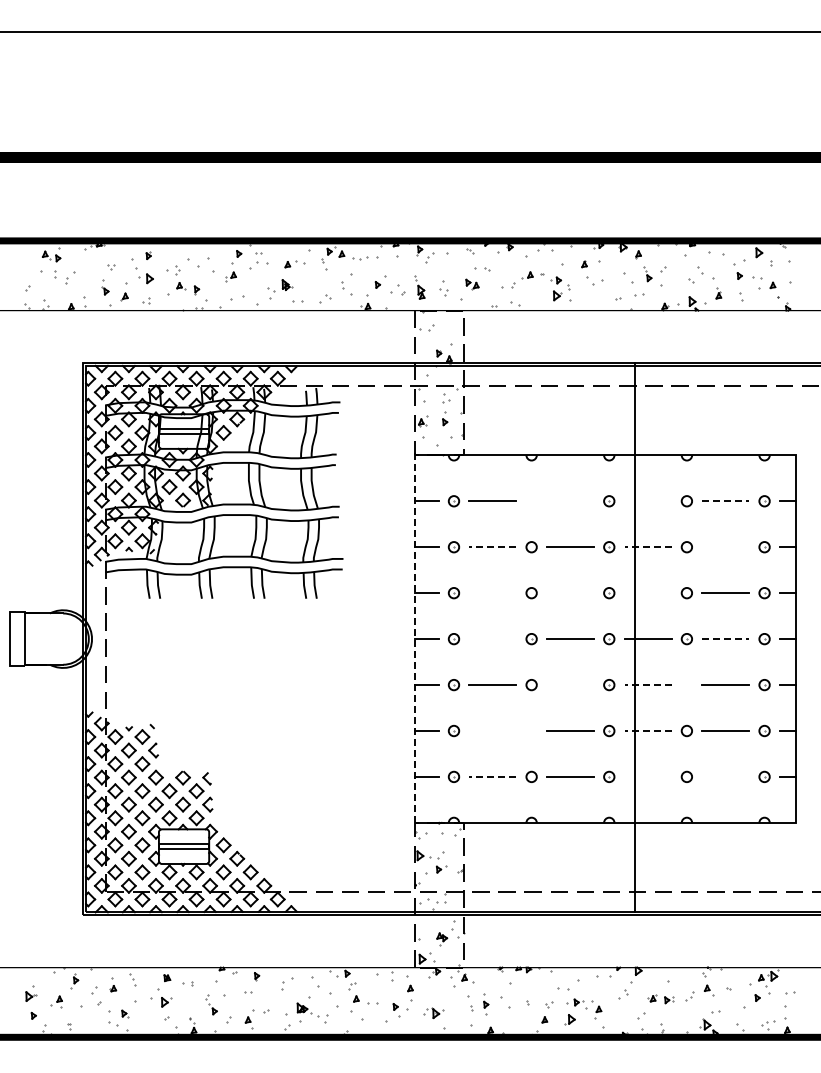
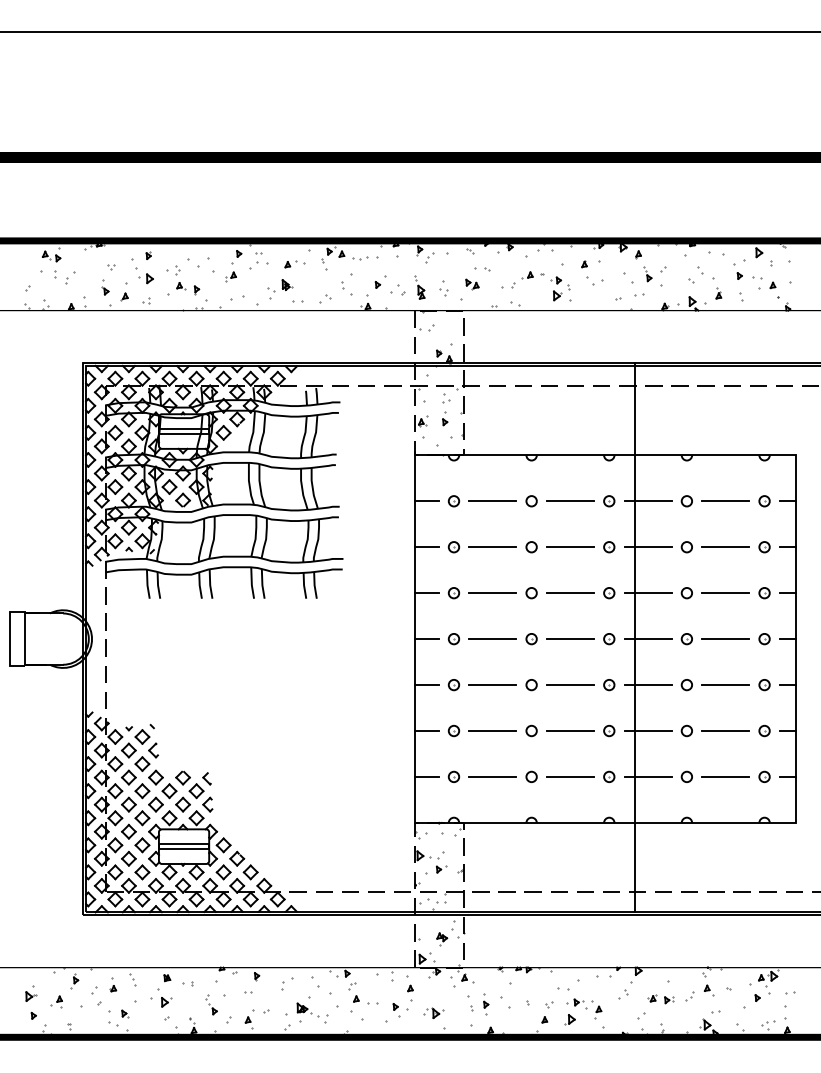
circle: none -> present (531, 501)
line: none -> present (569, 501)
line: none -> present (647, 501)
line: dashed -> solid (725, 501)
line: dashed -> solid (492, 547)
line: dashed -> solid (648, 547)
line: none -> present (725, 547)
line: none -> present (570, 592)
line: none -> present (492, 593)
line: none -> present (647, 593)
line: dashed -> solid (415, 637)
line: none -> present (492, 639)
line: dashed -> solid (725, 639)
line: none -> present (569, 685)
line: dashed -> solid (648, 685)
circle: none -> present (686, 685)
circle: none -> present (531, 730)
line: none -> present (492, 731)
line: dashed -> solid (648, 731)
line: dashed -> solid (492, 776)
line: none -> present (647, 776)
line: none -> present (725, 776)
